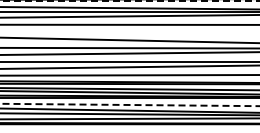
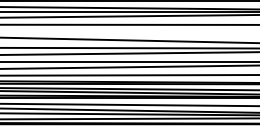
line: dashed -> solid (130, 1)
line: dashed -> solid (130, 105)
